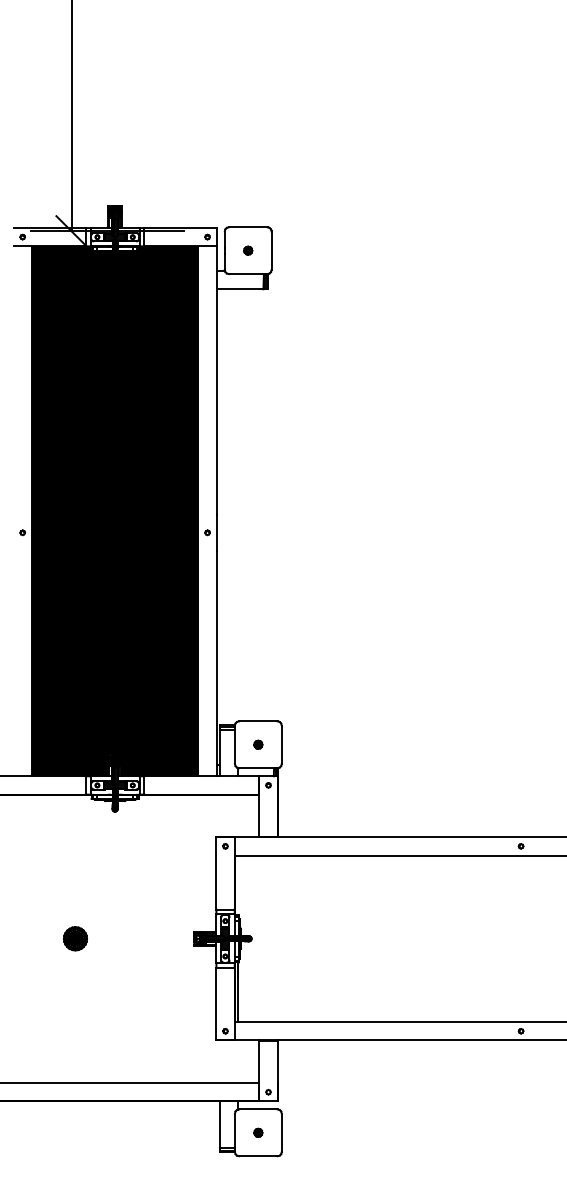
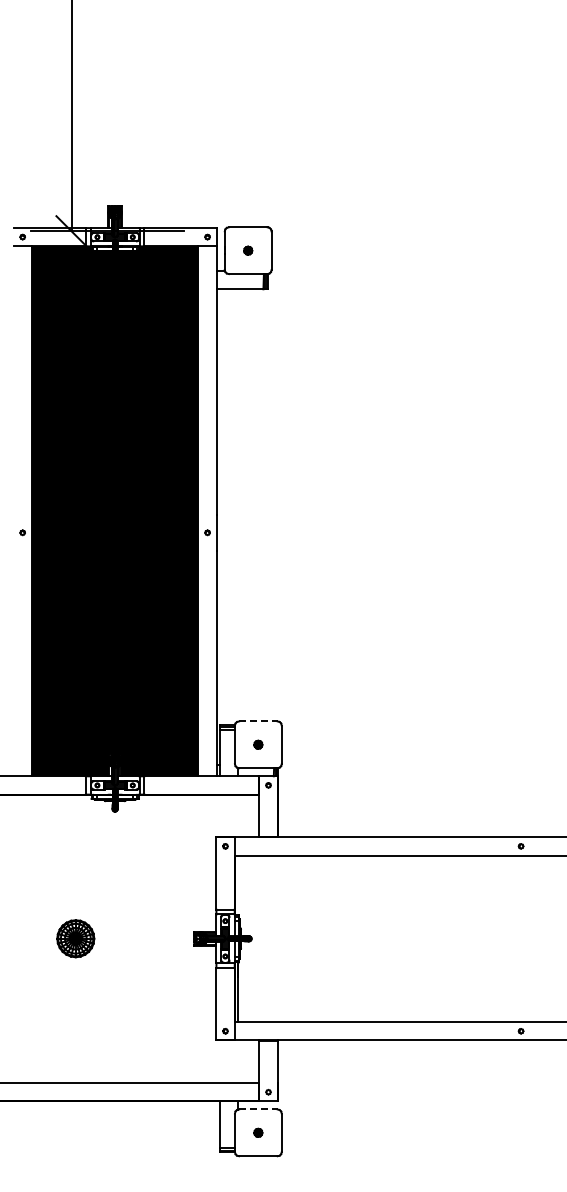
line: solid -> dashed (258, 721)
part size: 26x26 px -> 40x40 px (75, 938)
line: solid -> dashed (258, 1109)
